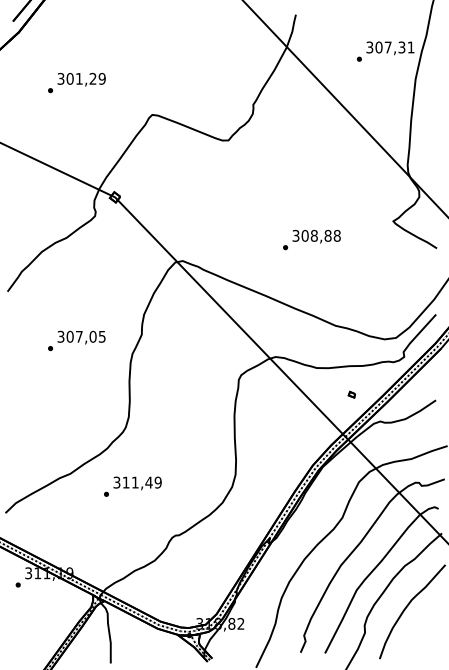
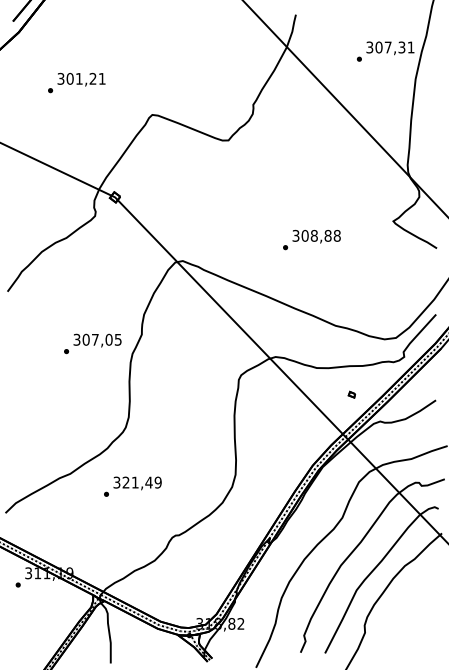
text: 301,29 -> 301,21 (101, 78)
text position: (76, 340) -> (92, 343) (92, 343)
text: 311,49 -> 321,49 (125, 482)
curve: present -> none (408, 606)
